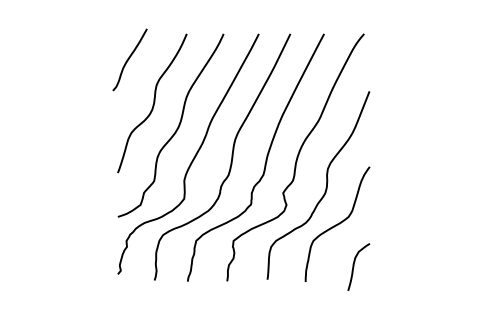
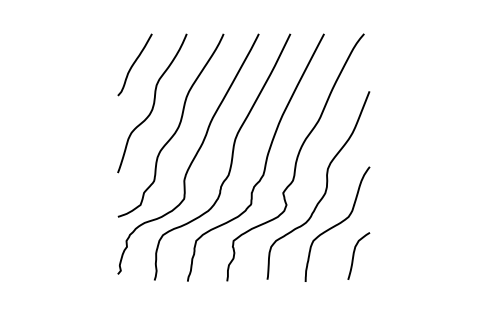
curve position: (129, 59) -> (134, 64) (134, 64)
curve position: (354, 266) -> (354, 255) (354, 255)
